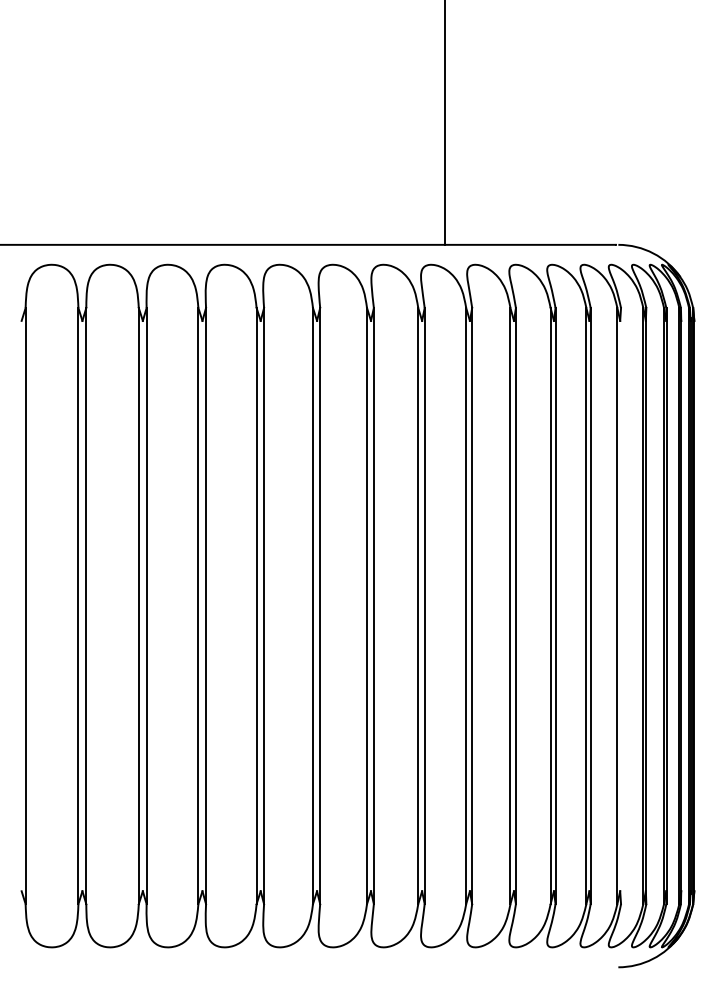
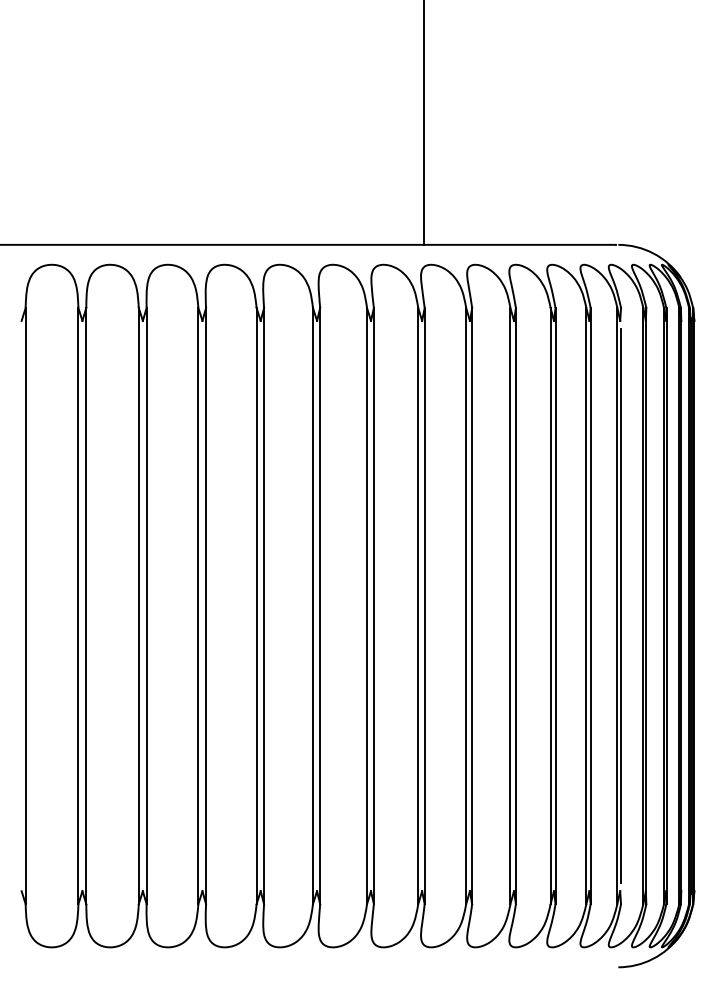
line position: (445, 123) -> (424, 123) (424, 123)
line: none -> present (621, 606)
